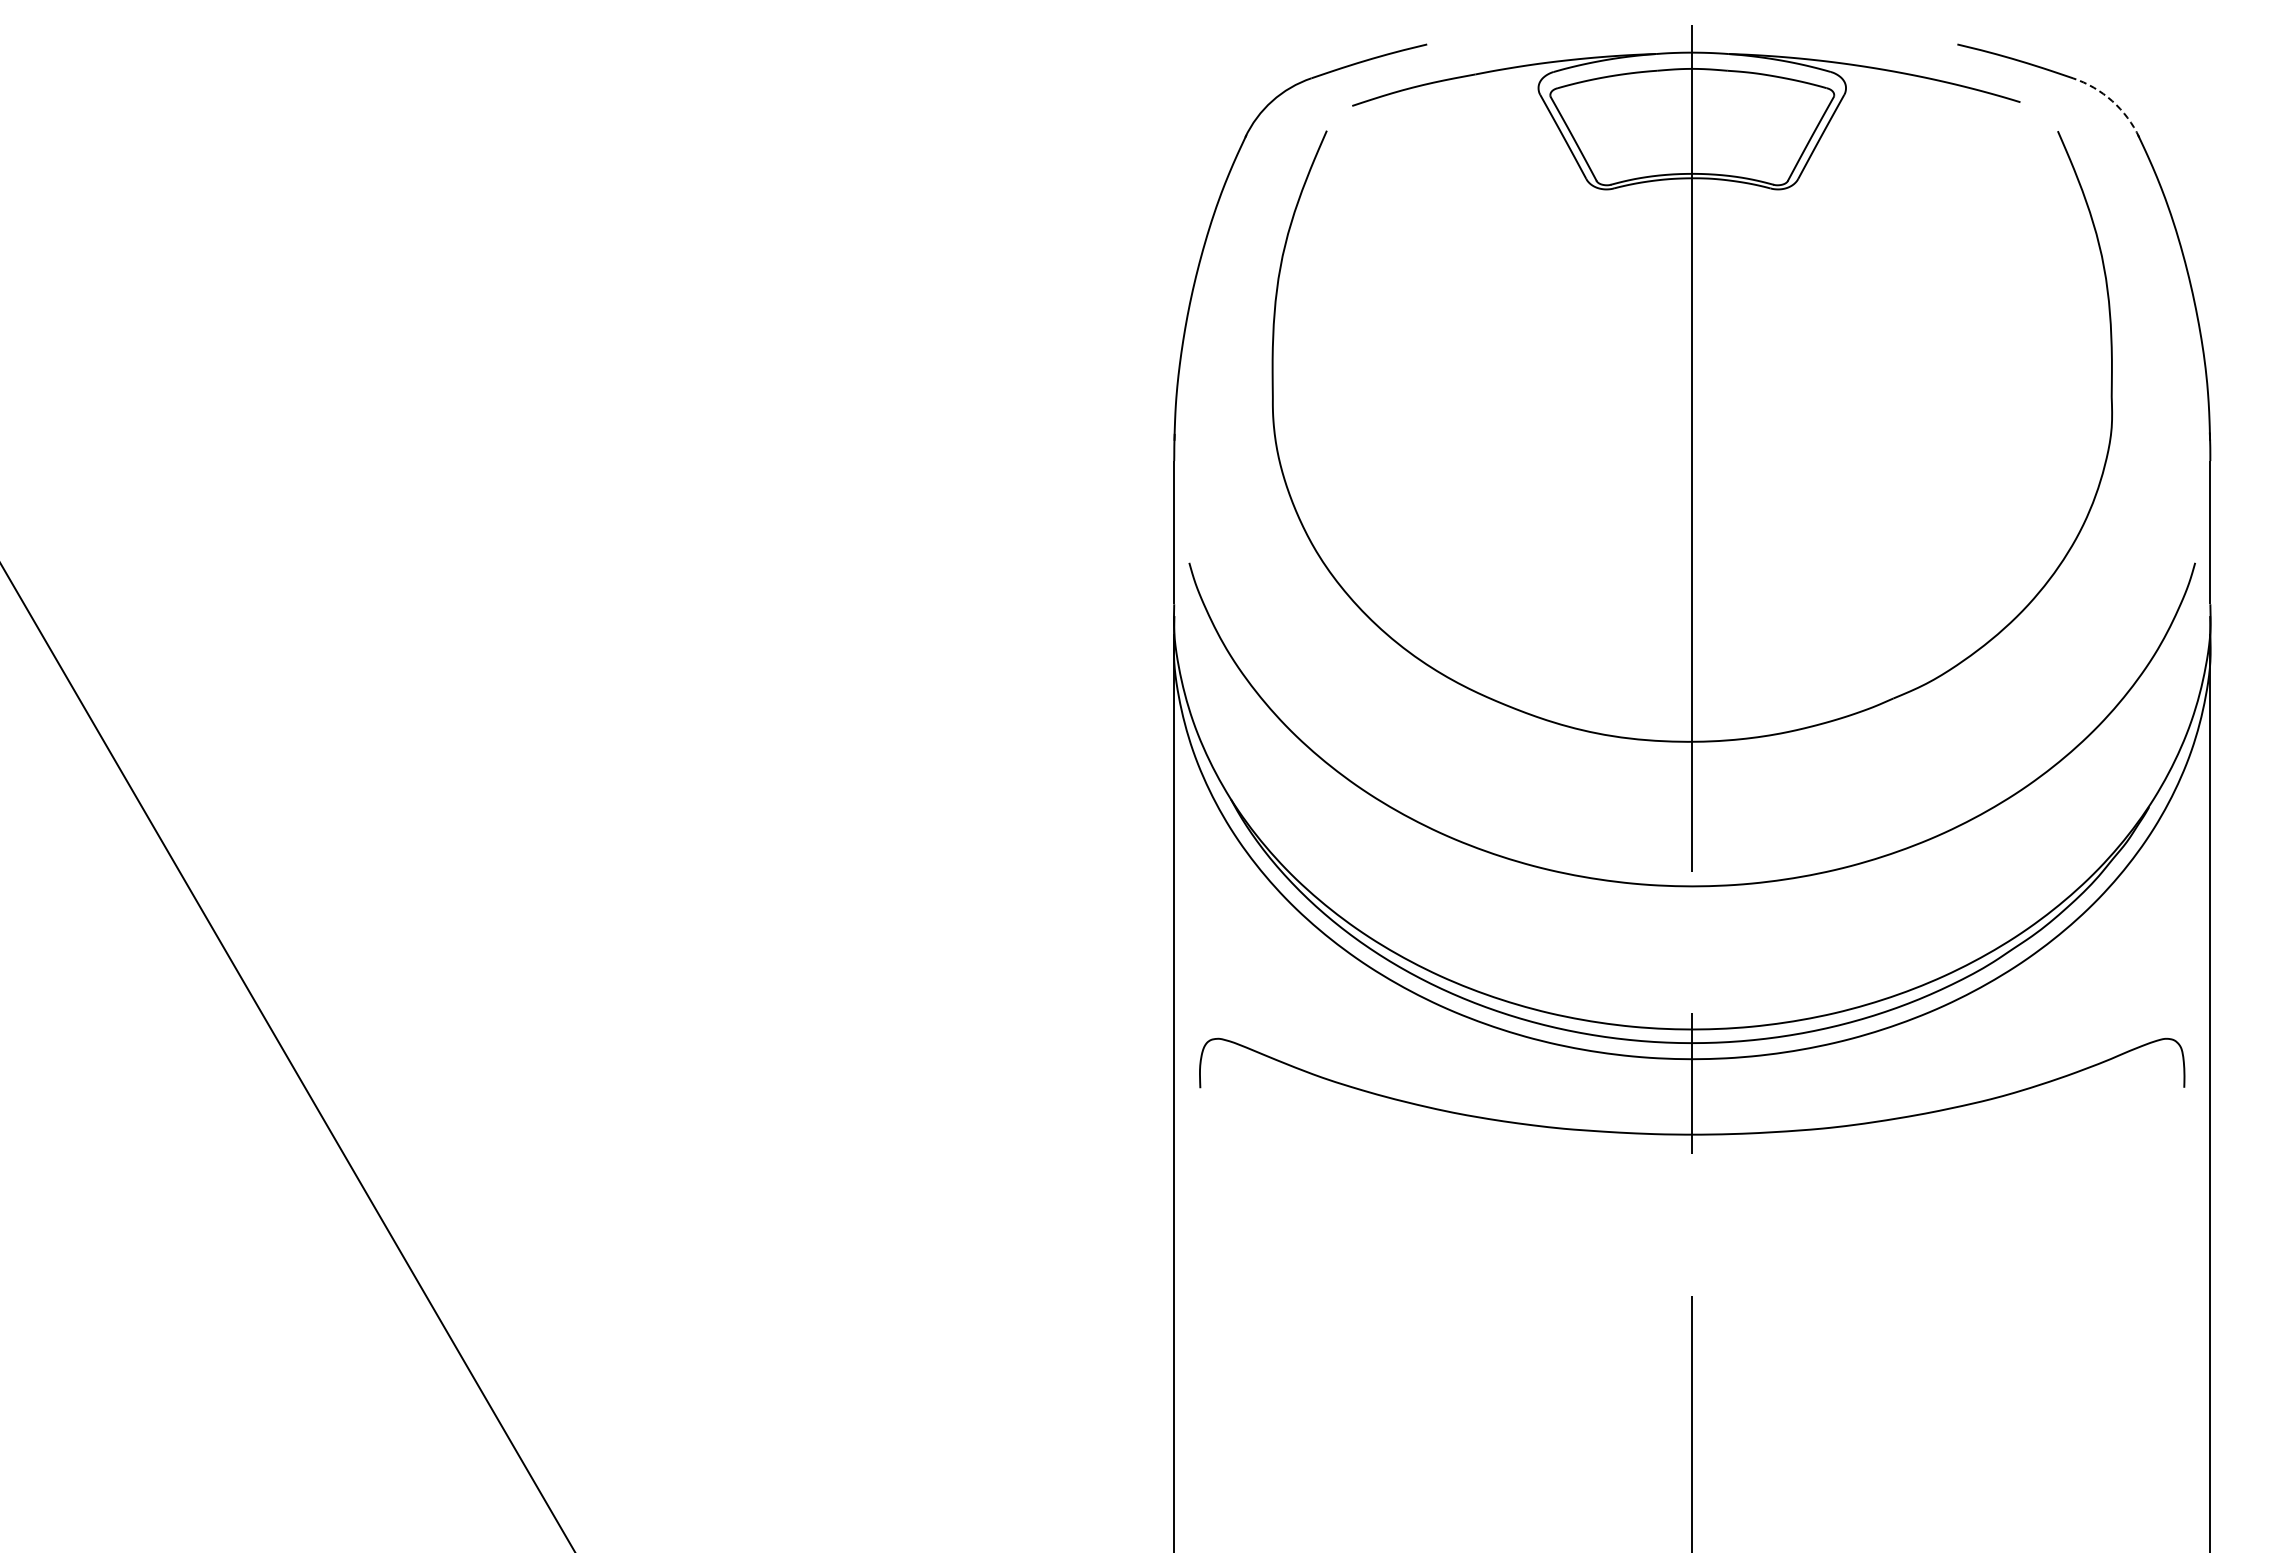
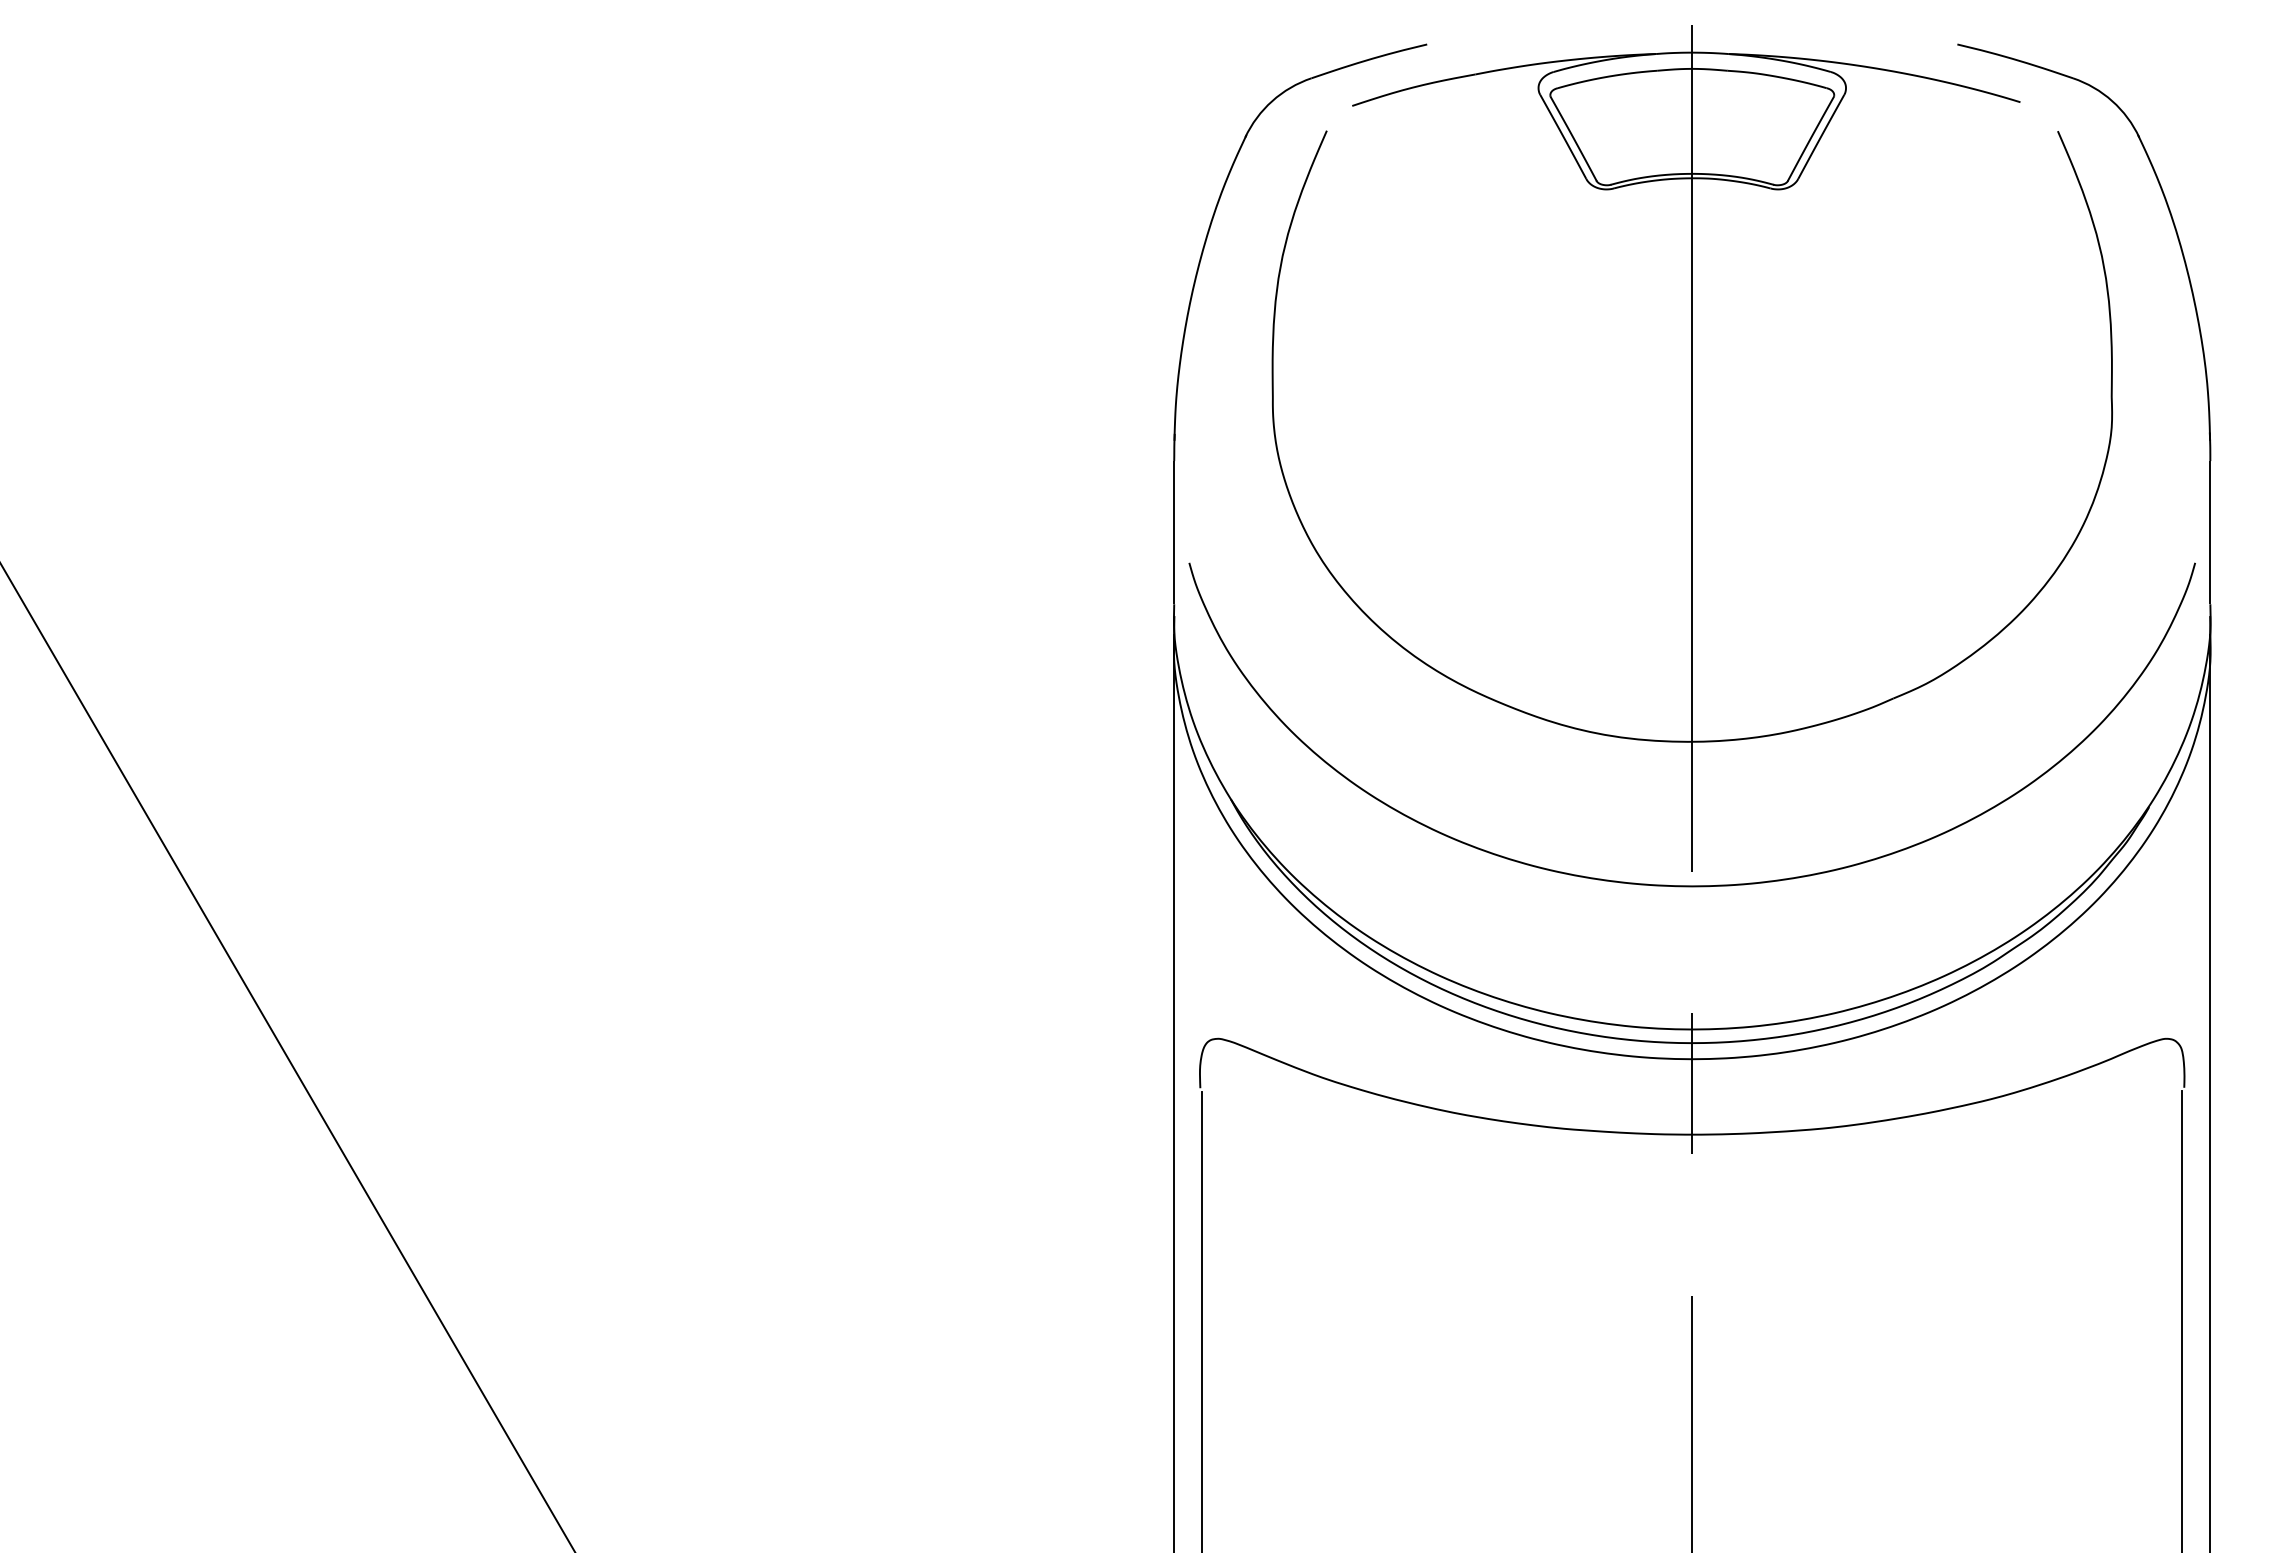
arc: dashed -> solid (2112, 101)
line: none -> present (1202, 1320)
line: none -> present (2182, 1320)
